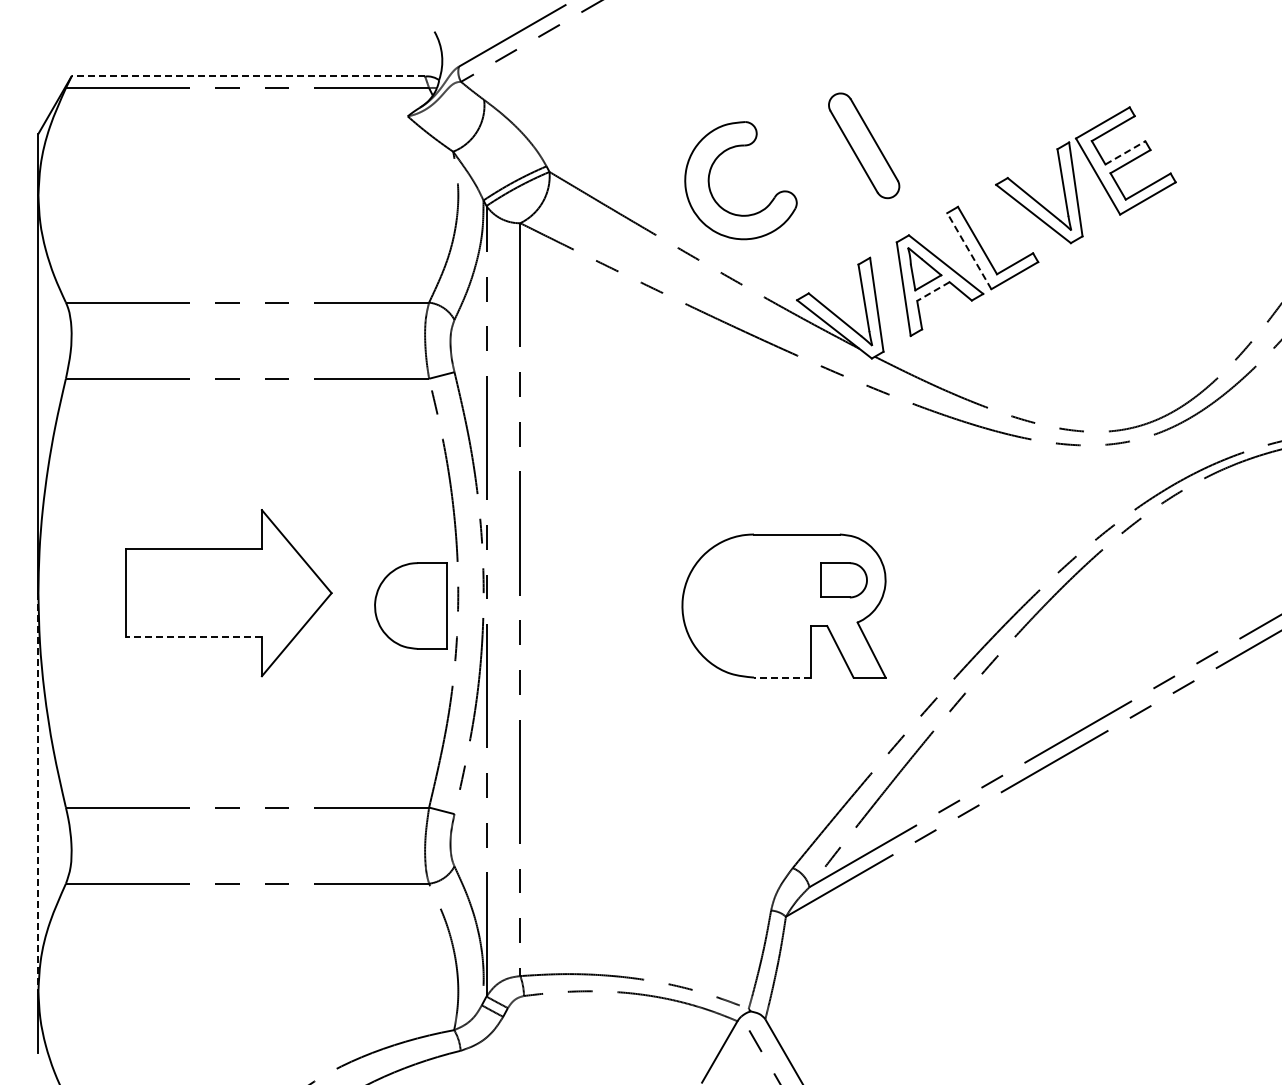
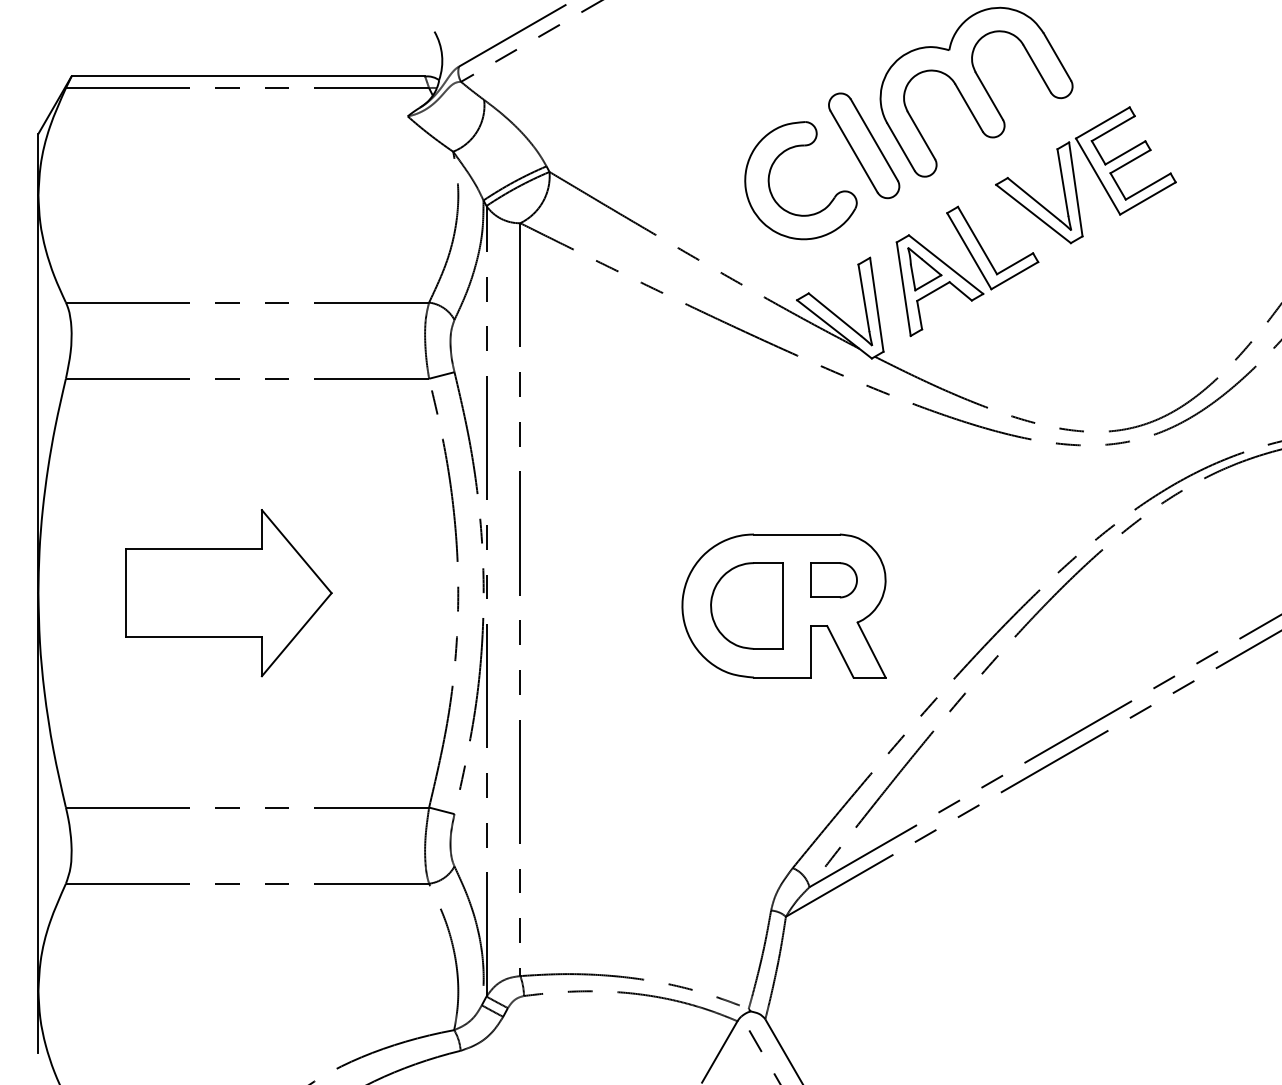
line: dashed -> solid (248, 76)
part: none -> present (976, 91)
line: dashed -> solid (1125, 152)
part position: (710, 174) -> (770, 174) (770, 174)
line: dashed -> solid (969, 251)
line: dashed -> solid (933, 291)
part position: (843, 580) -> (833, 580) (833, 580)
part position: (410, 605) -> (746, 605) (746, 605)
line: dashed -> solid (194, 637)
line: dashed -> solid (782, 677)
line: dashed -> solid (38, 792)
